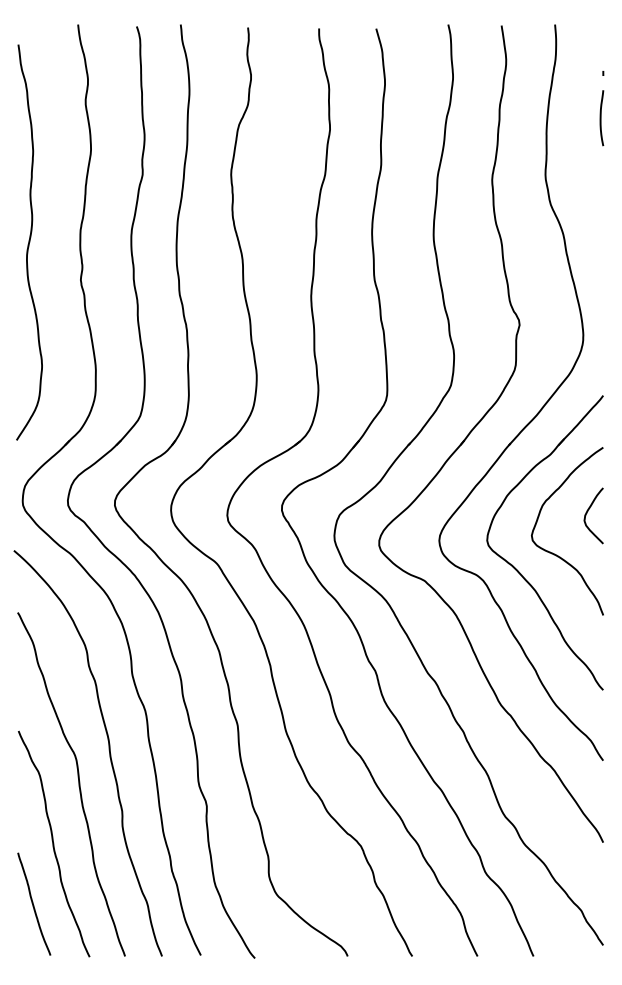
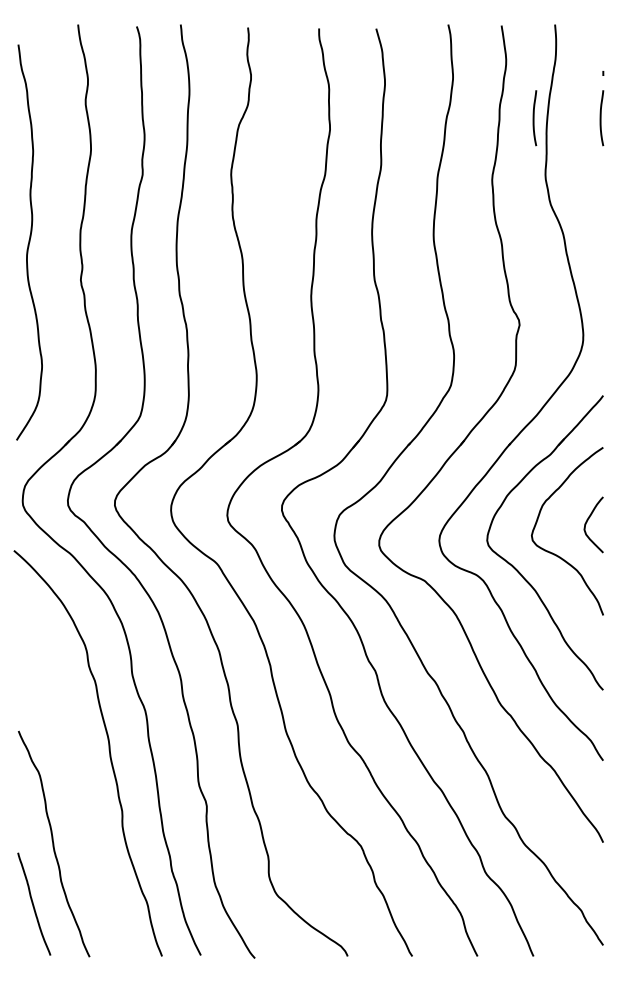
curve: none -> present (534, 118)
curve position: (587, 513) -> (587, 522) (587, 522)
curve: present -> none (78, 784)
